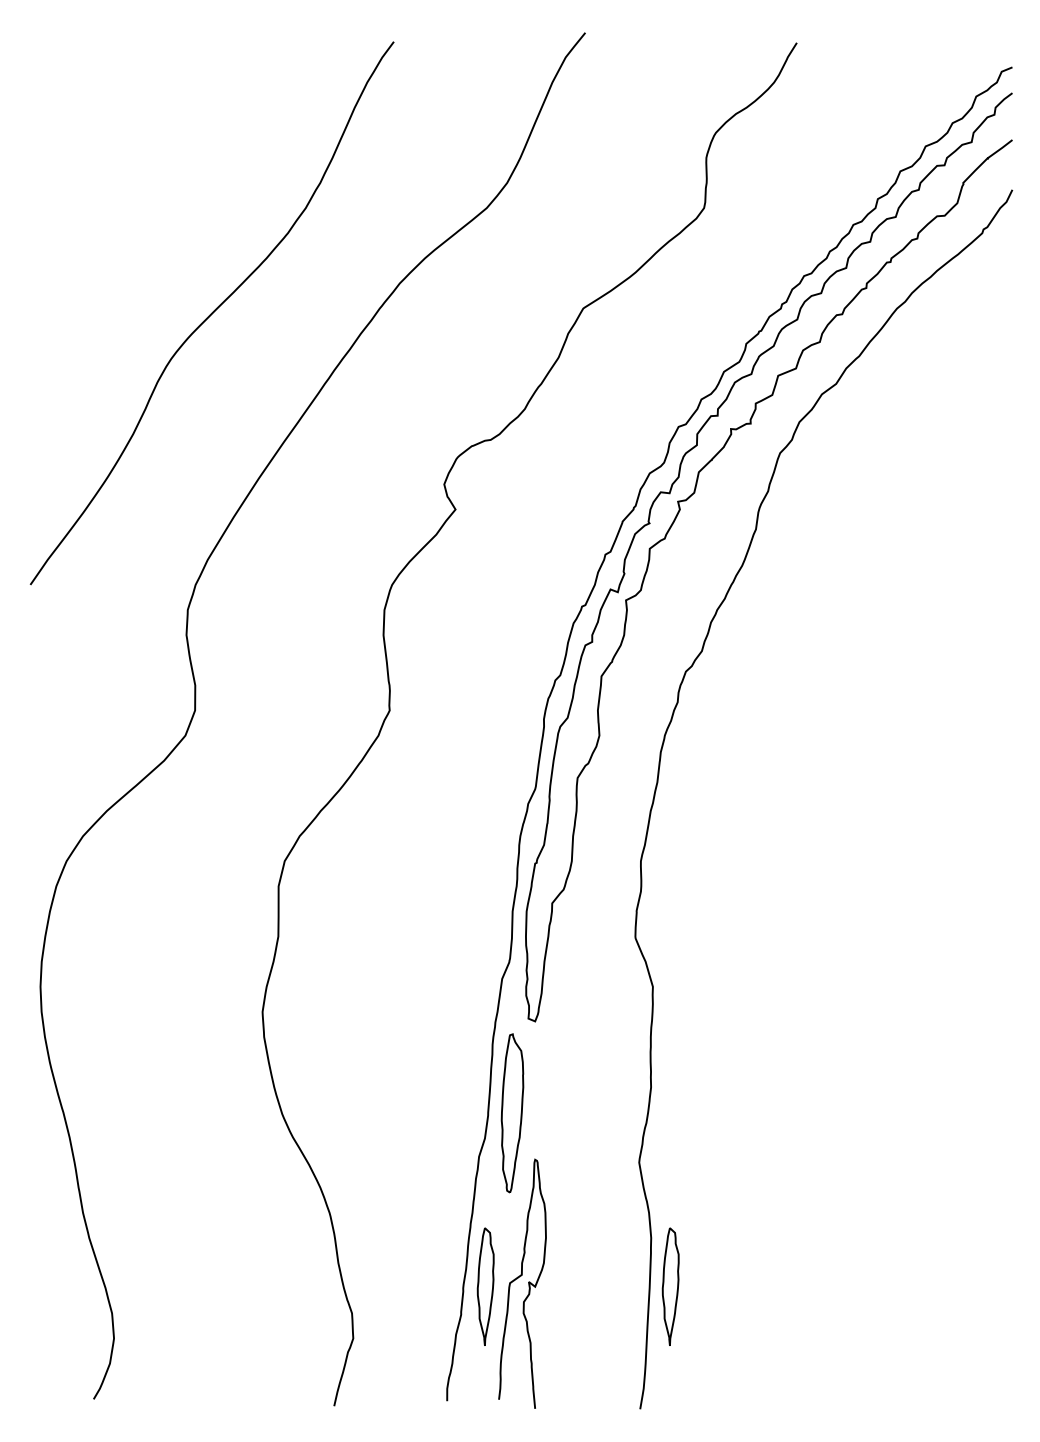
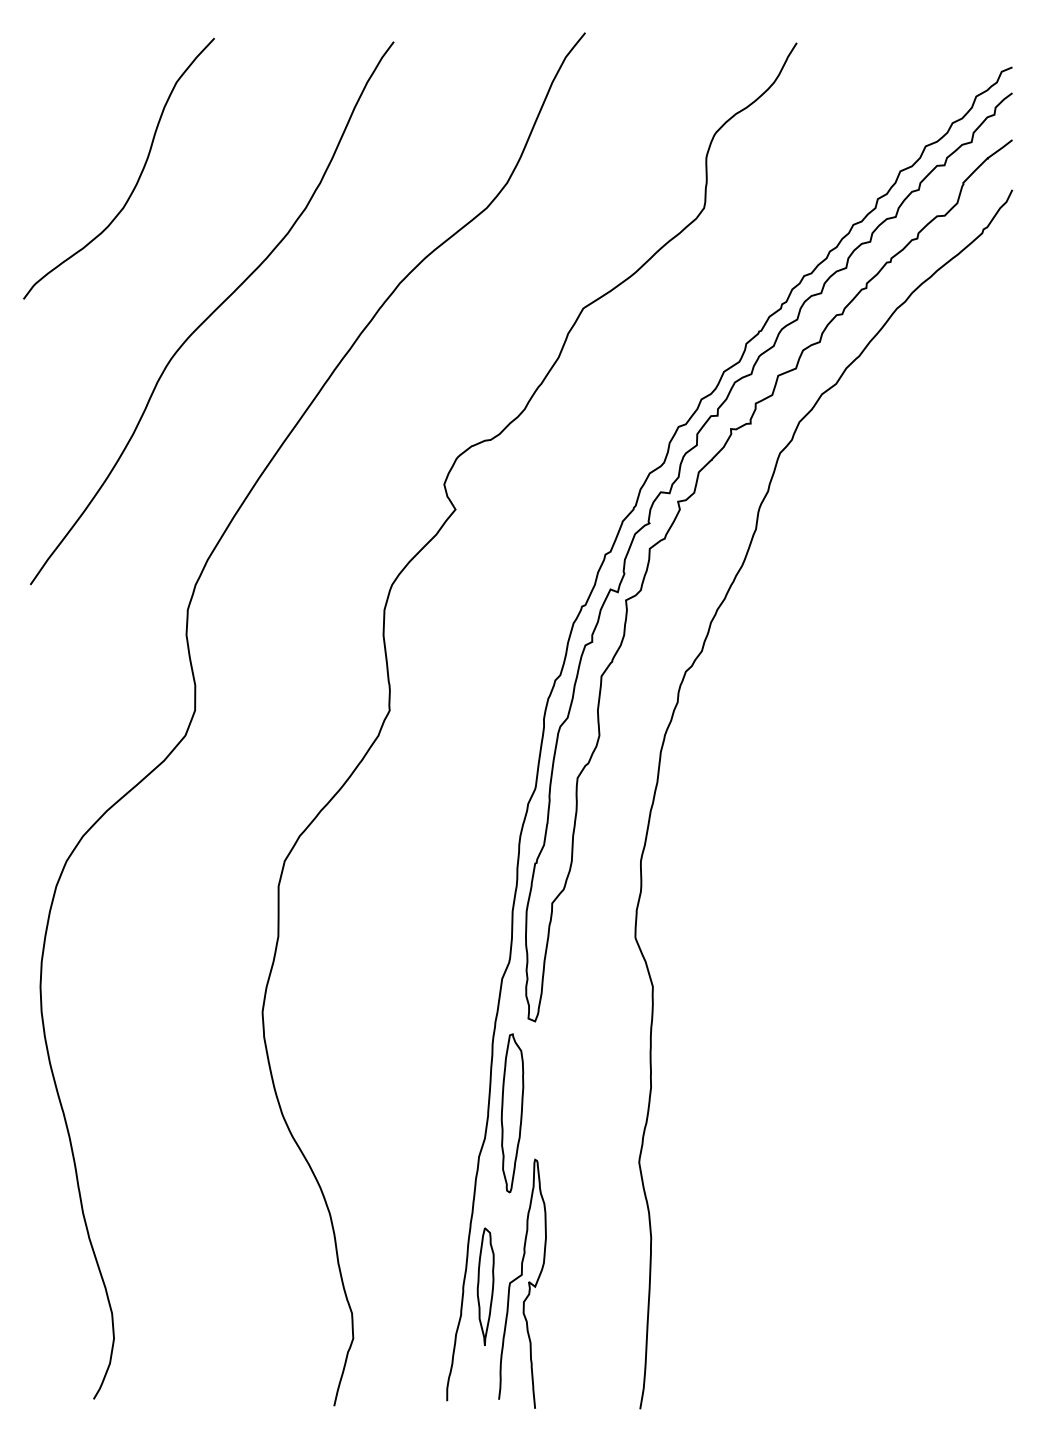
curve: none -> present (138, 177)
part: present -> none (670, 1286)
